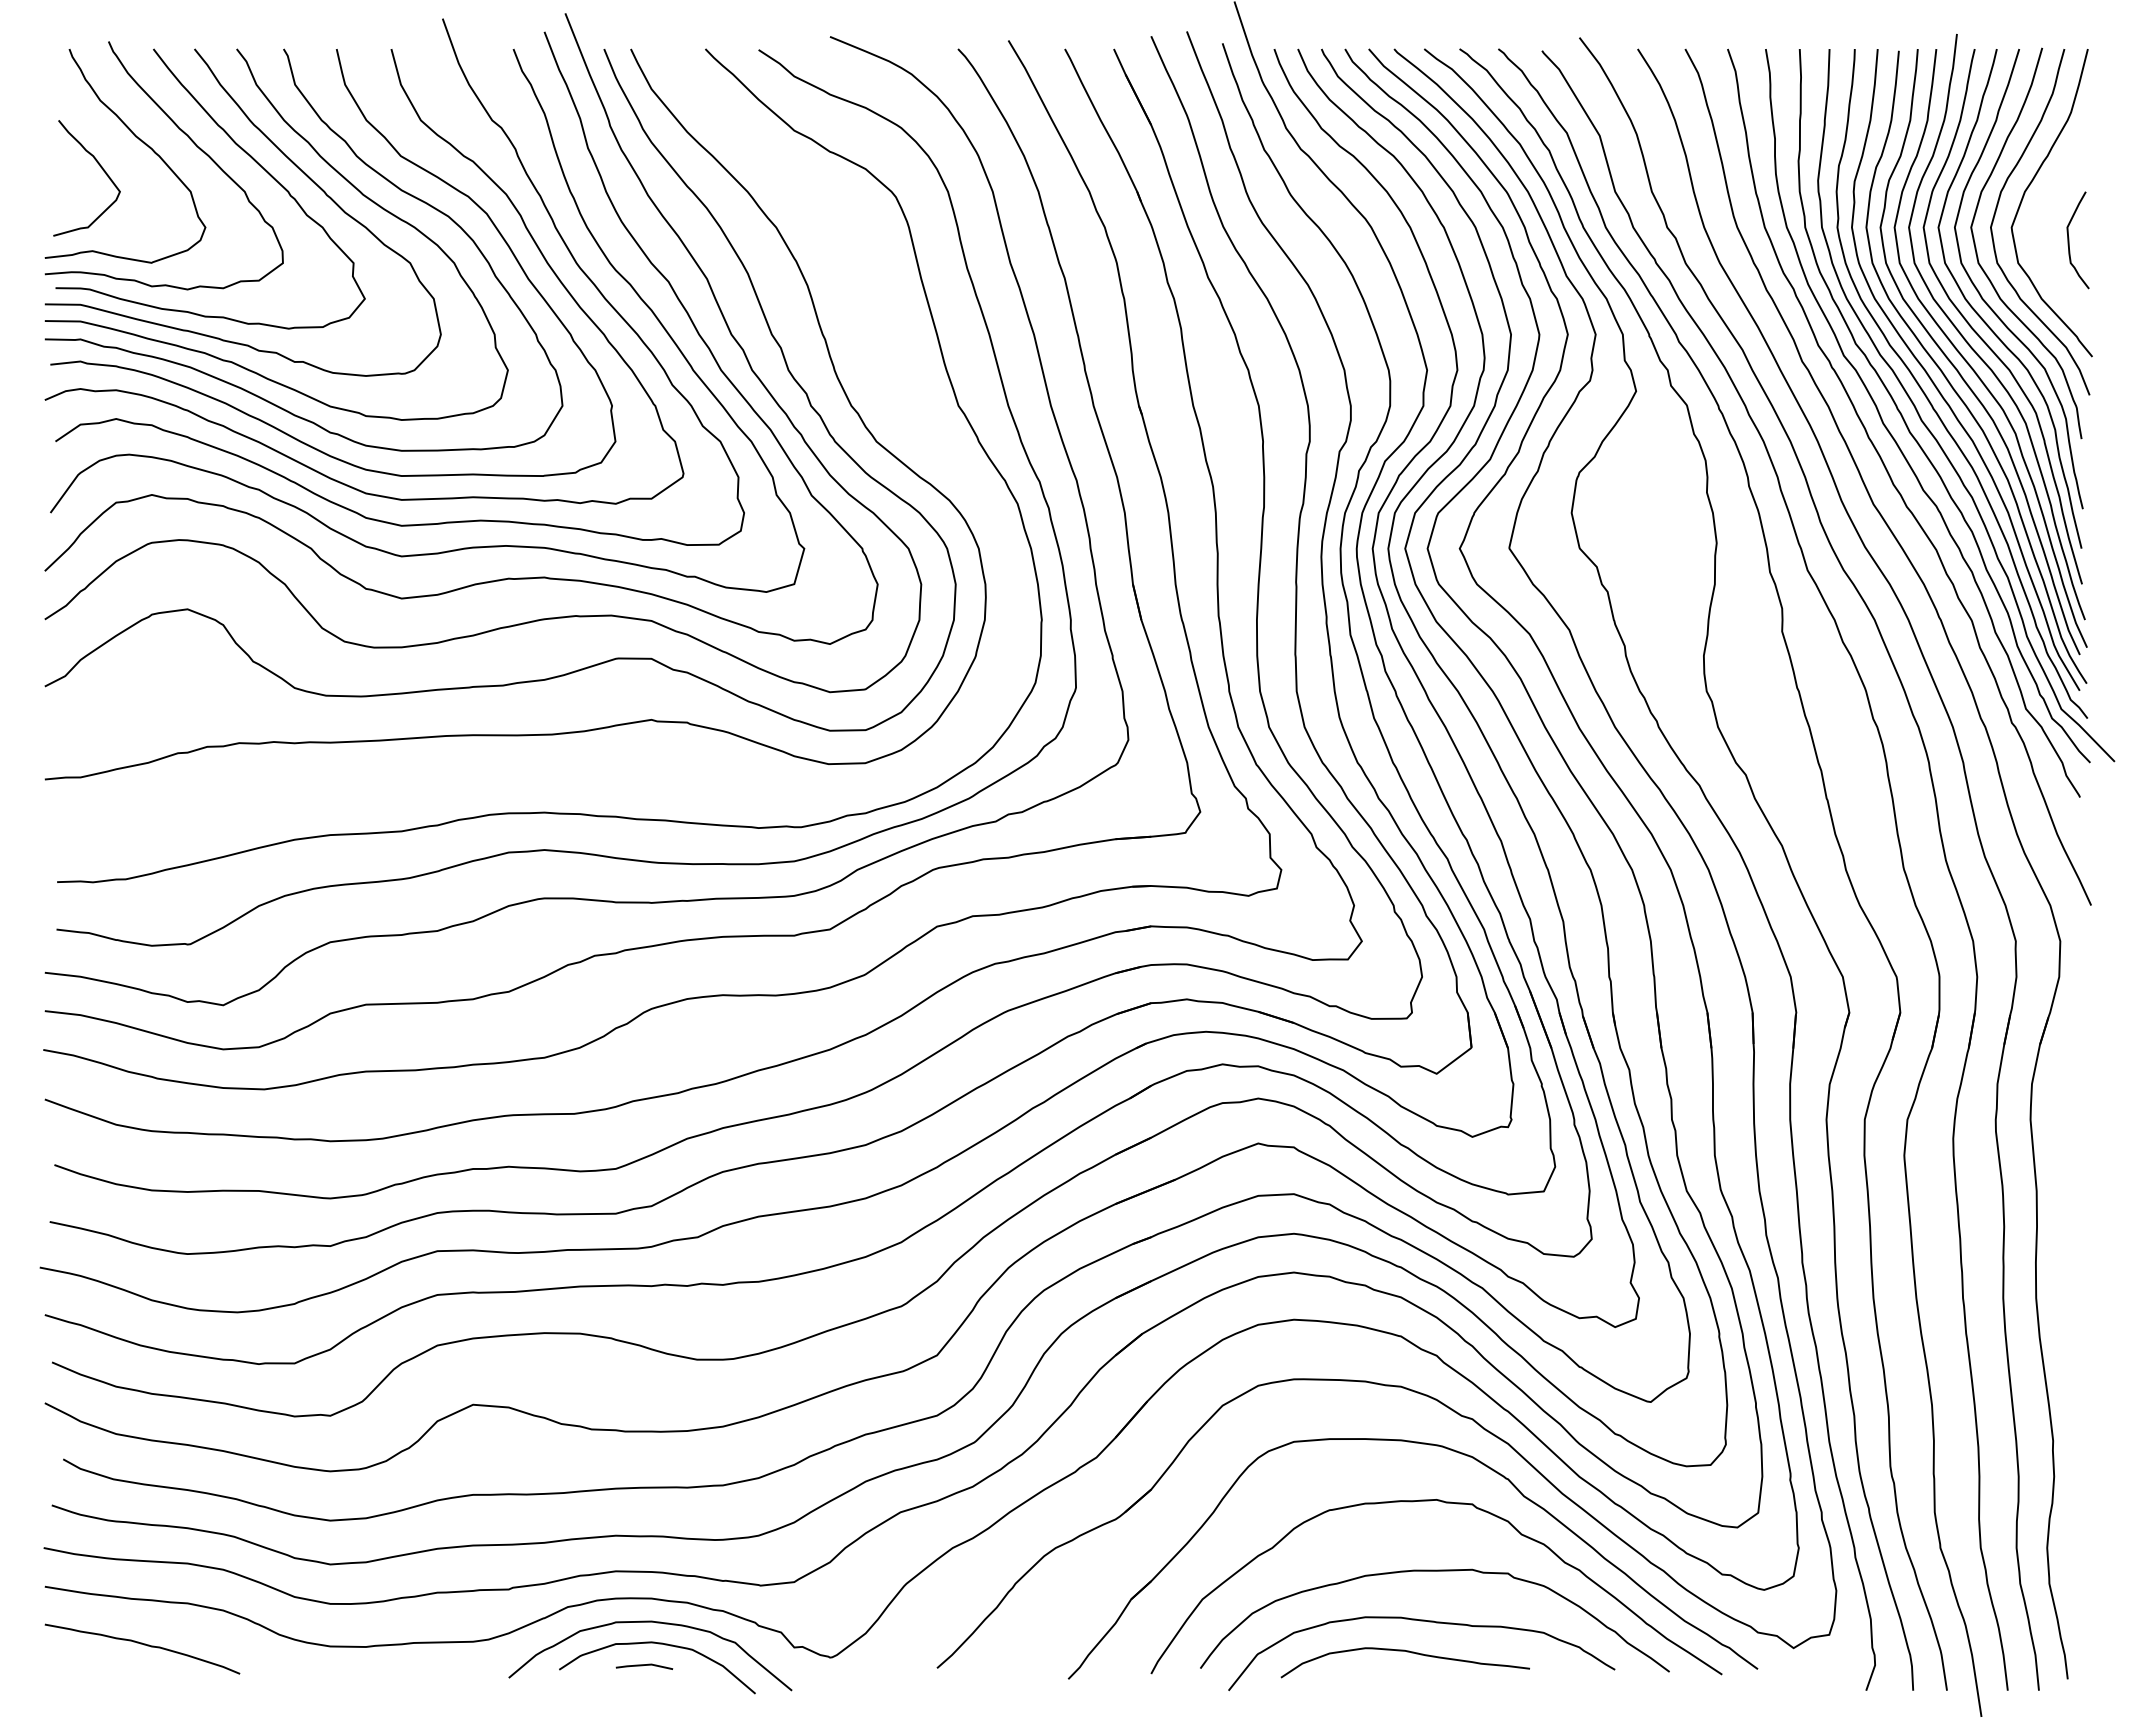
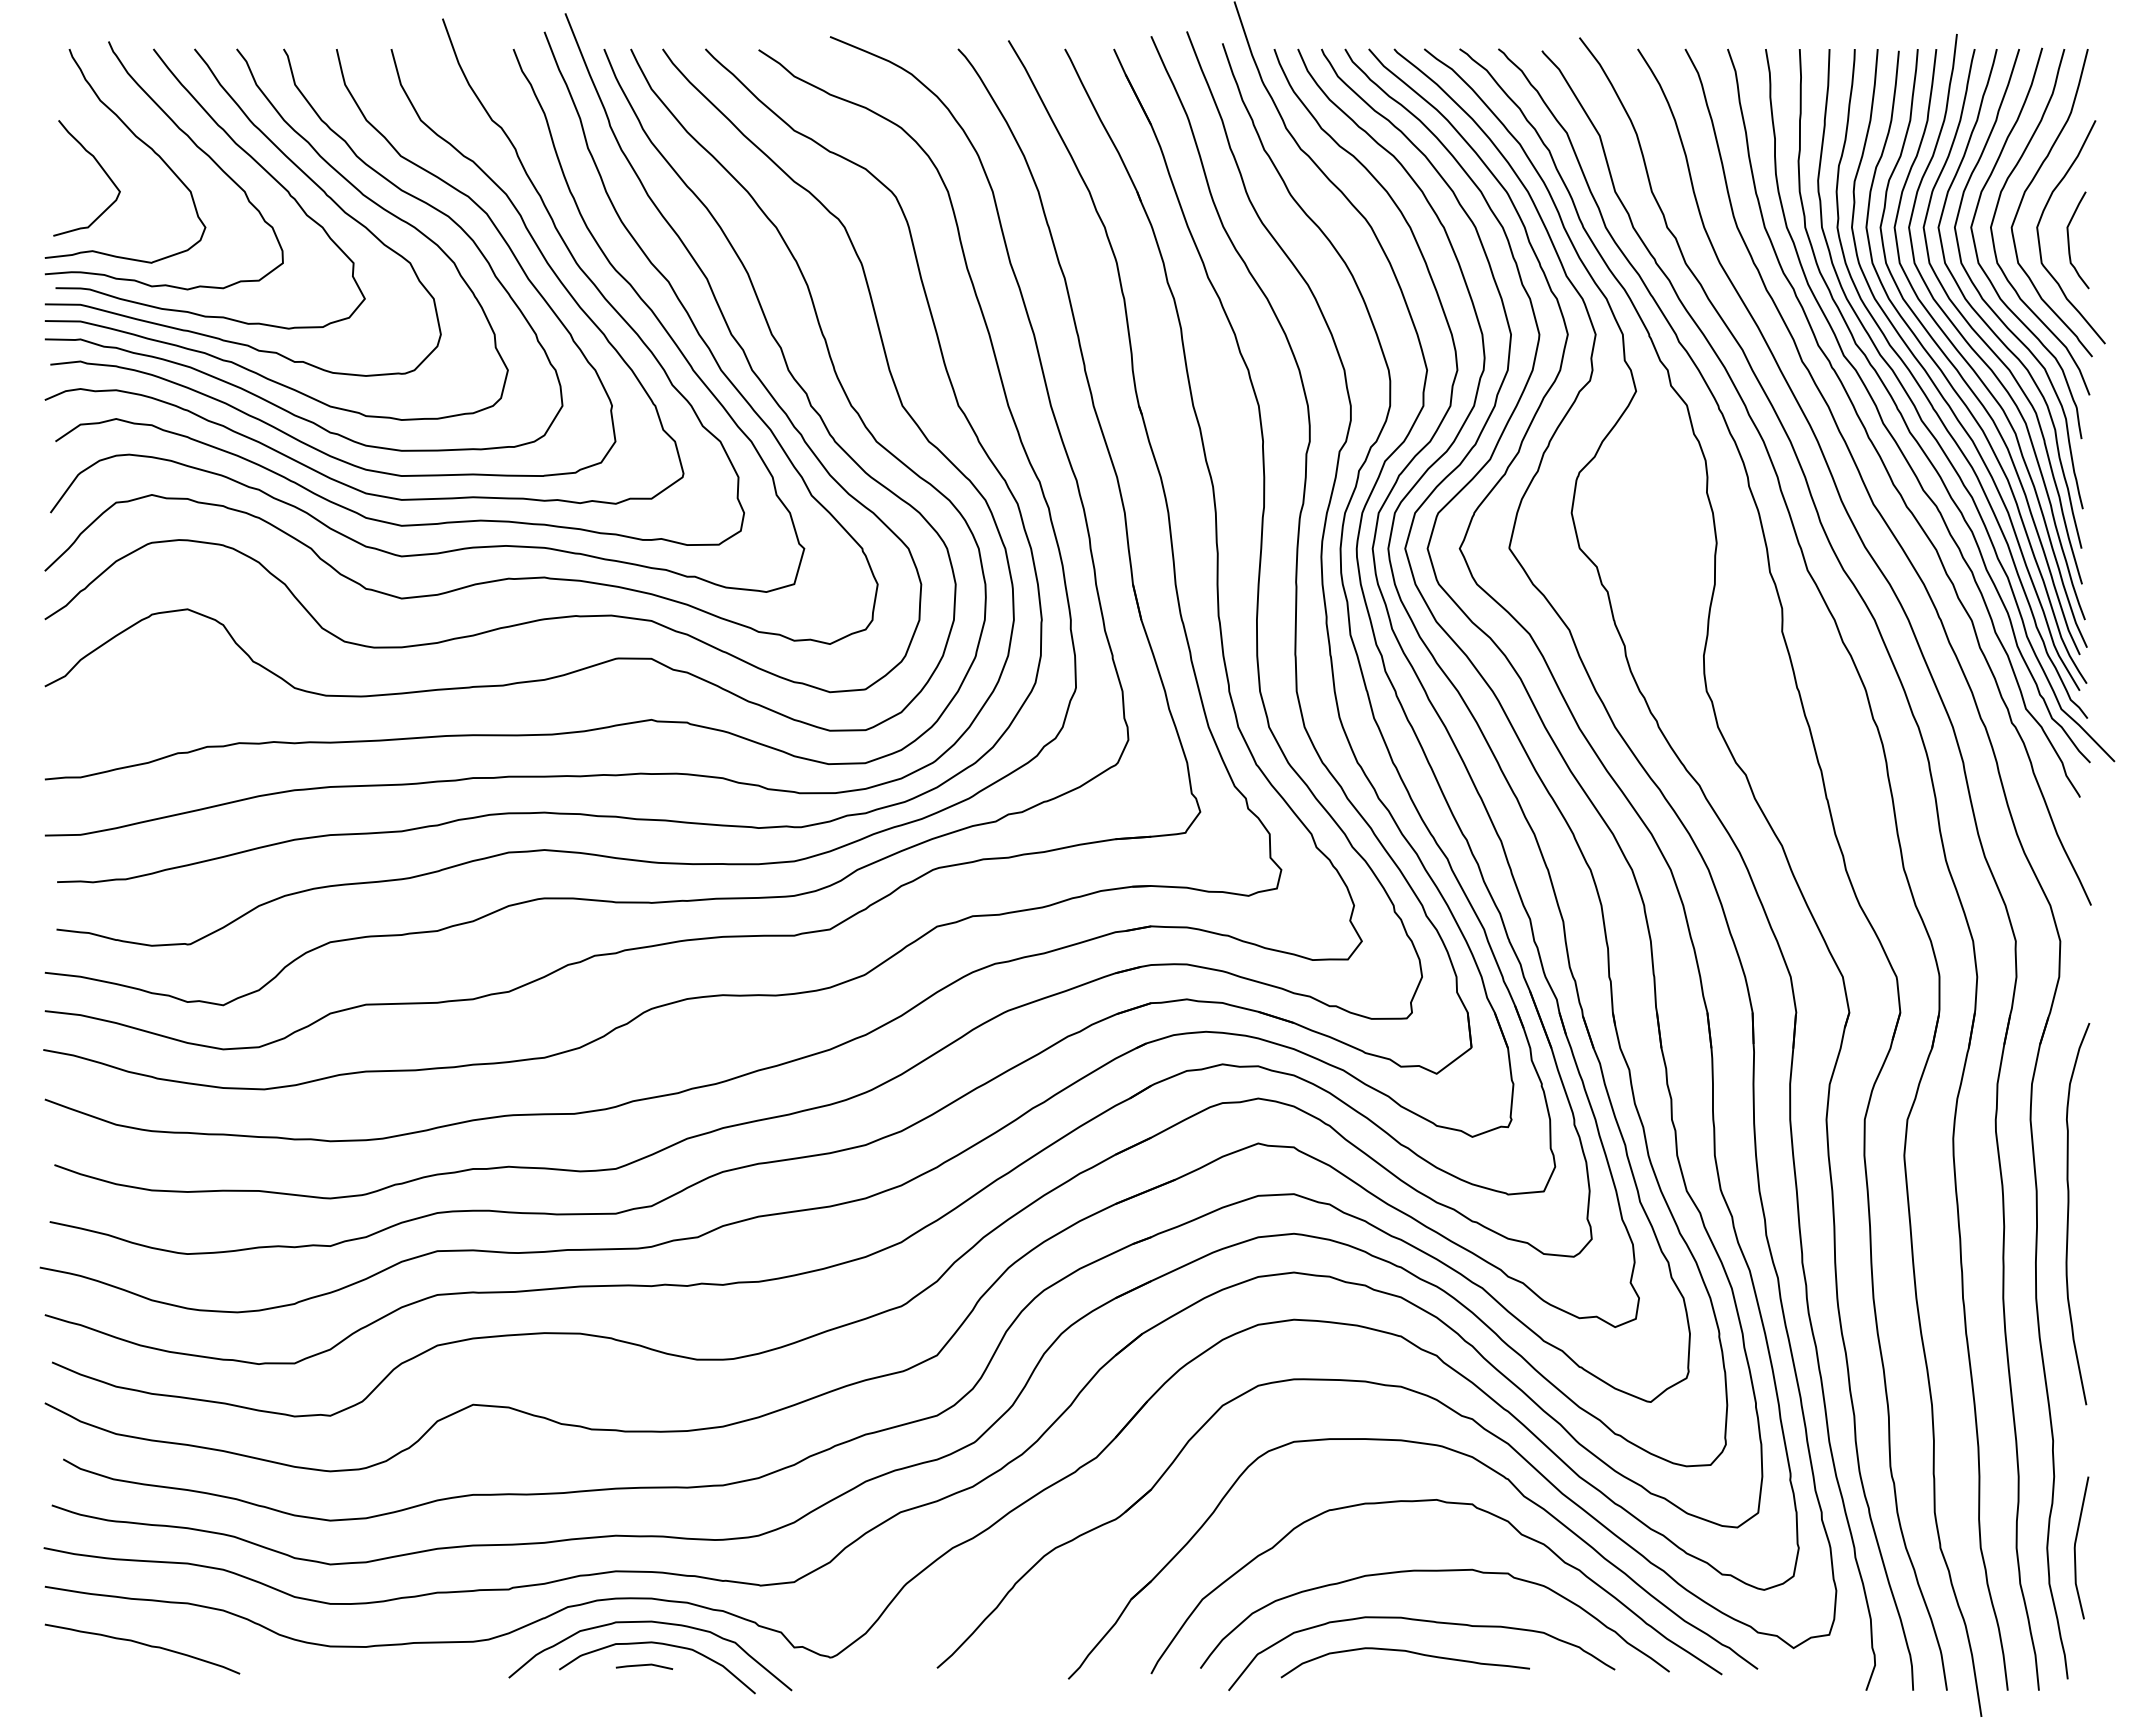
curve: none -> present (2039, 235)
curve: none -> present (529, 775)
curve: none -> present (2069, 1210)
line: none -> present (2075, 1547)
